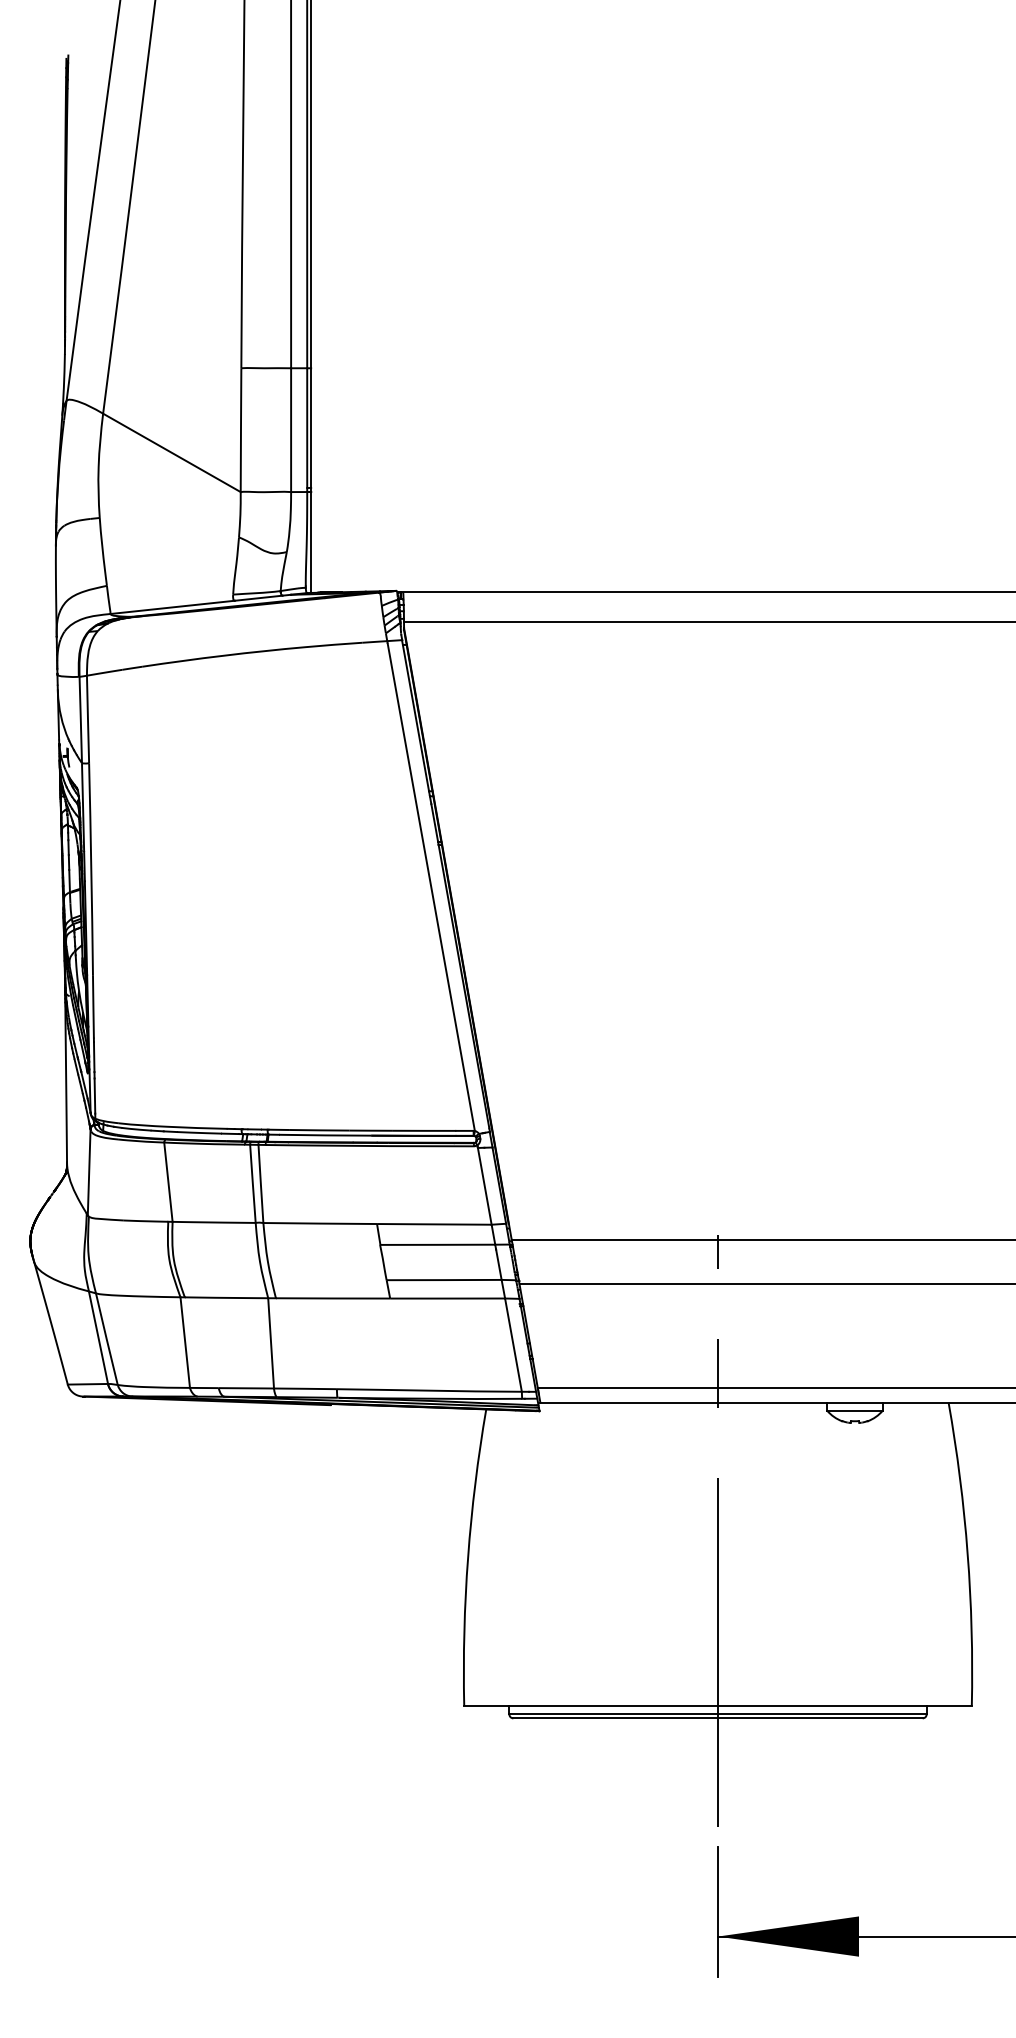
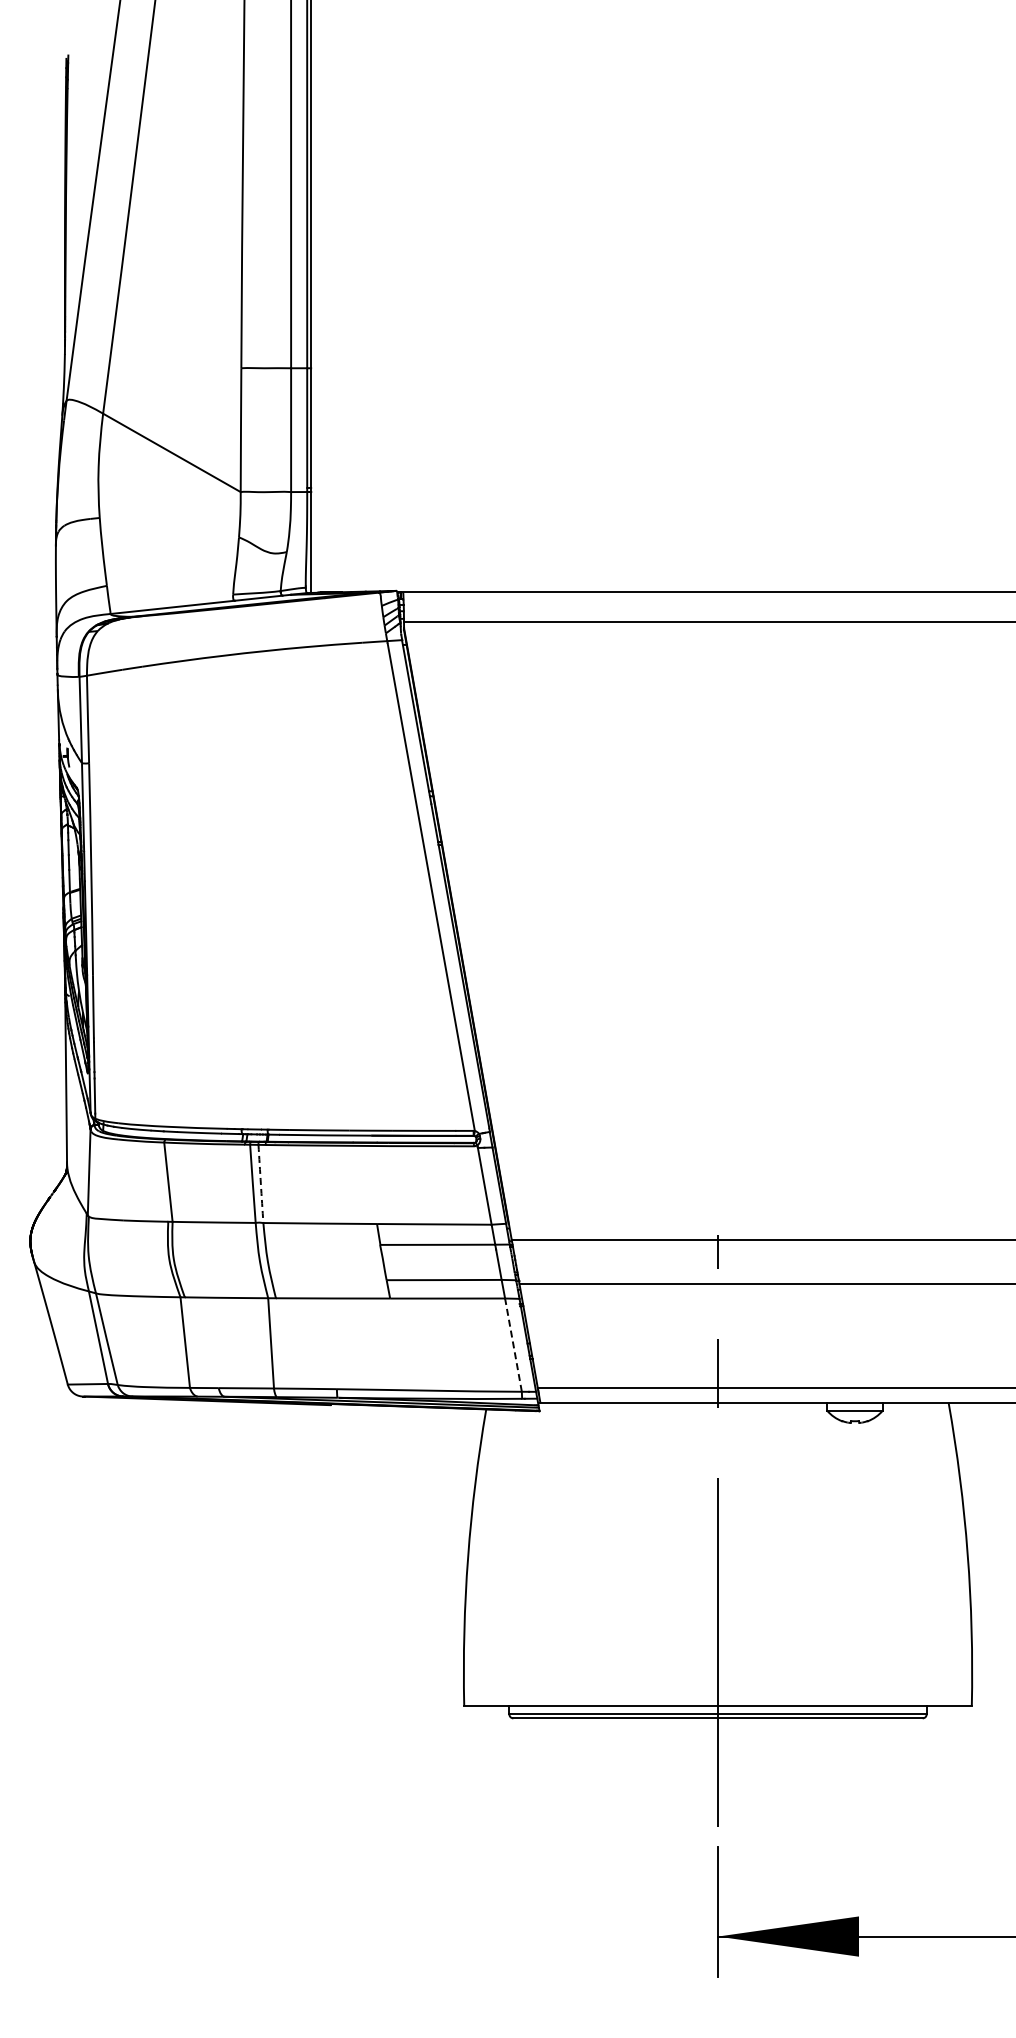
arc: solid -> dashed (260, 1183)
line: solid -> dashed (513, 1344)
